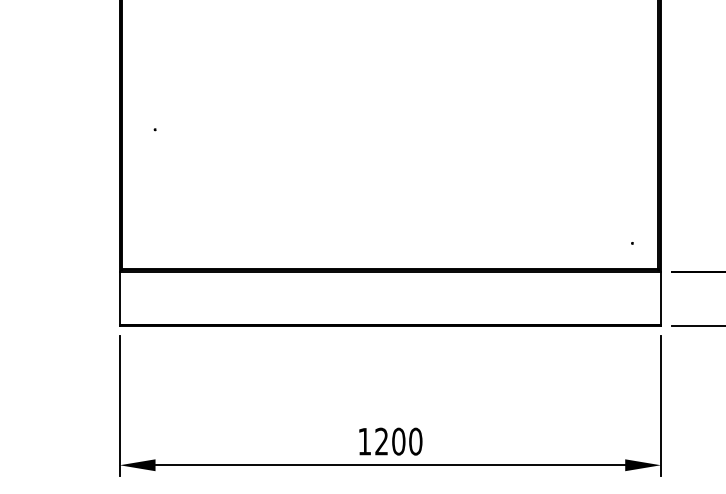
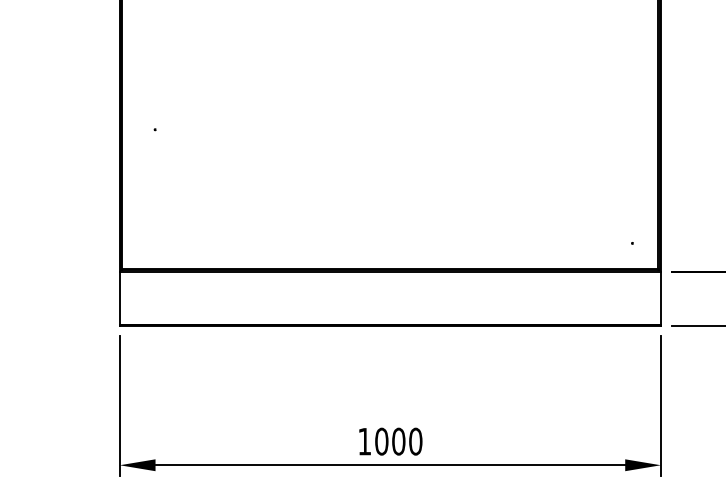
text: 1200 -> 1000 (381, 441)
